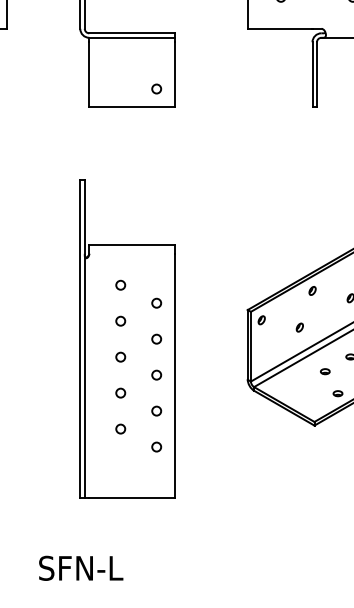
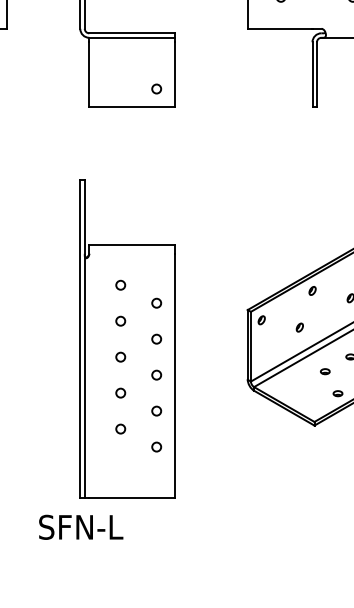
text position: (81, 567) -> (81, 526) (81, 526)
